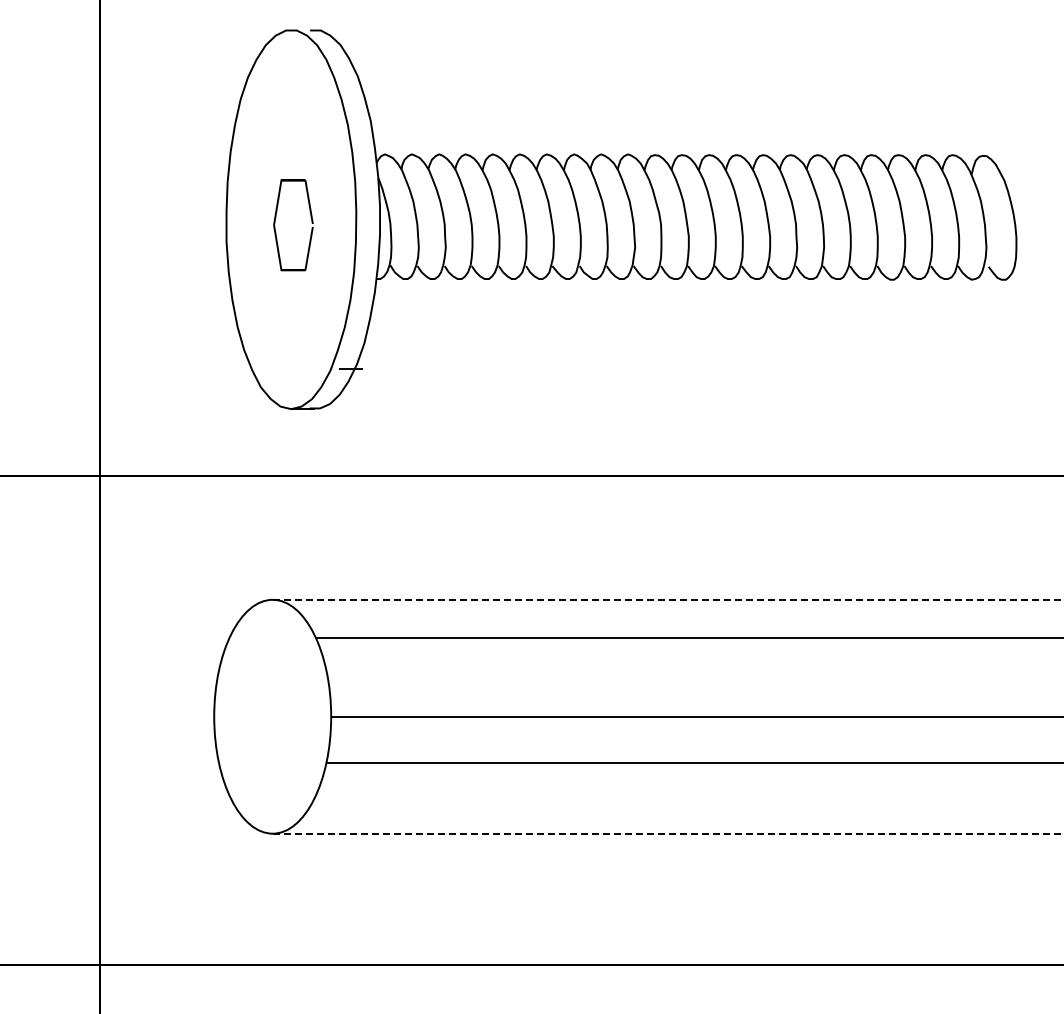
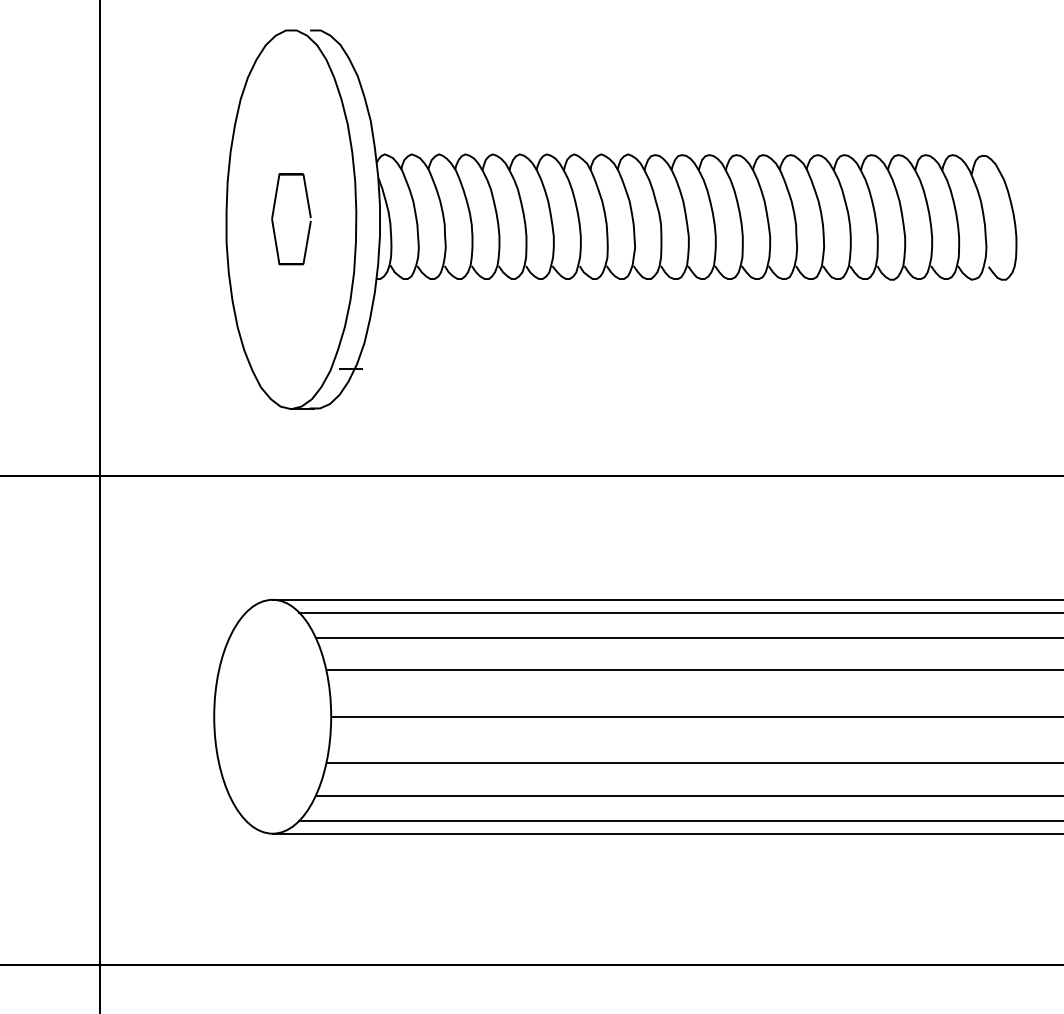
part position: (275, 224) -> (273, 218) (273, 218)
line: dashed -> solid (668, 599)
line: none -> present (679, 612)
line: none -> present (693, 670)
line: none -> present (688, 795)
line: none -> present (679, 820)
line: dashed -> solid (668, 833)
